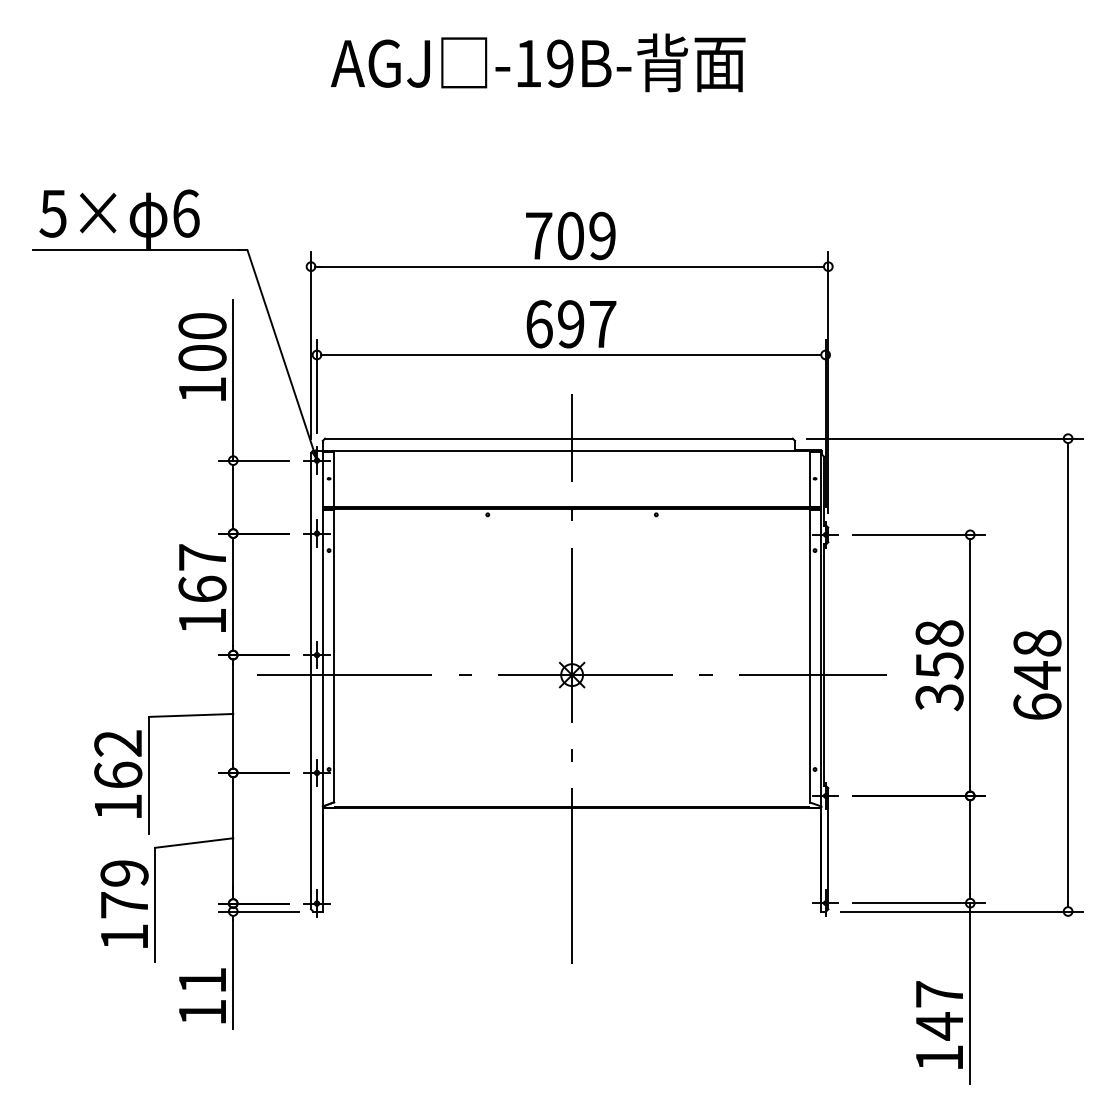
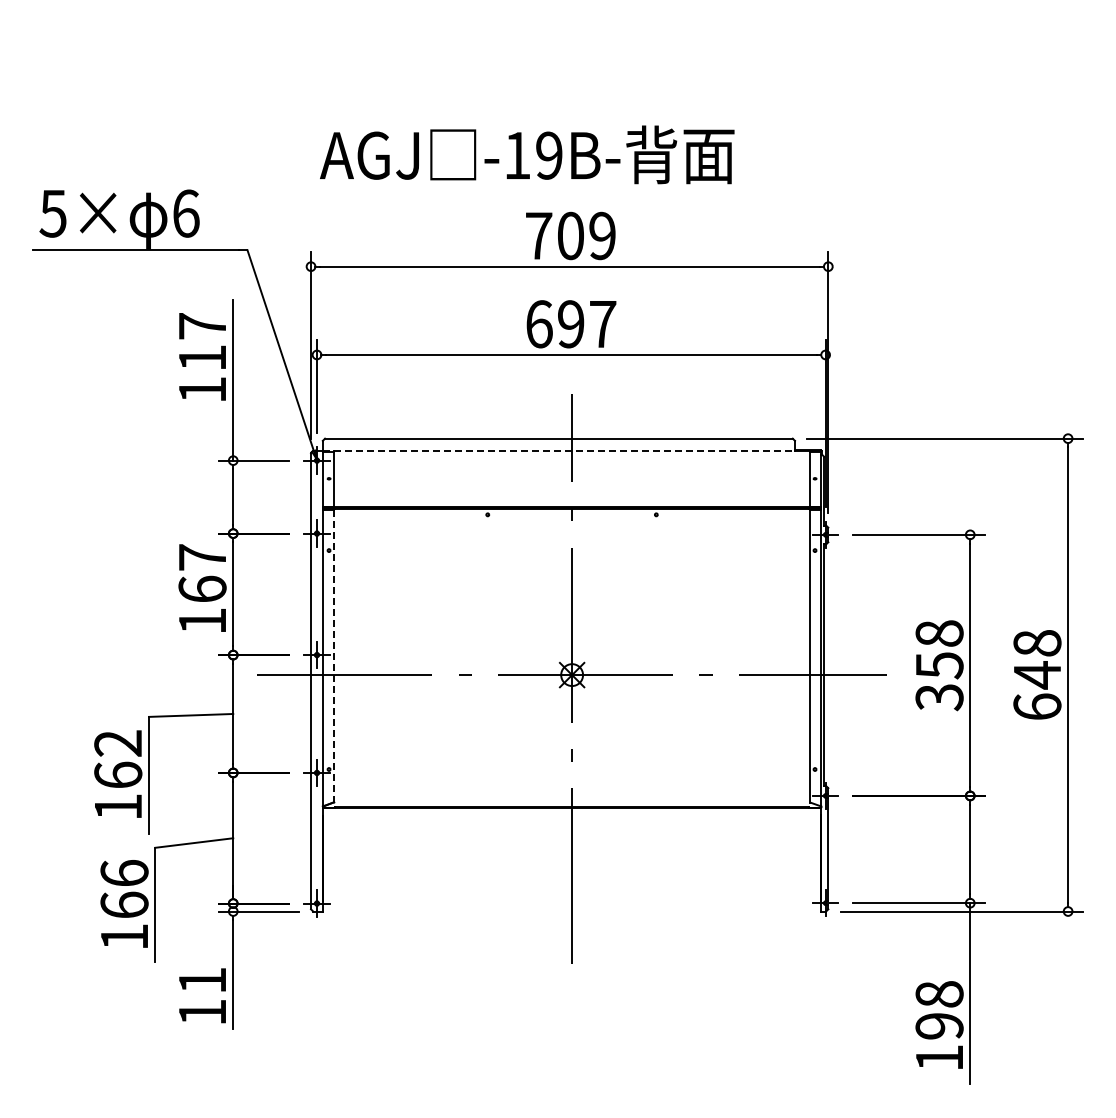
text position: (538, 62) -> (527, 154) (527, 154)
text: 100 -> 117 (202, 341)
line: solid -> dashed (559, 451)
line: solid -> dashed (333, 656)
text: 179 -> 166 (124, 889)
text: 147 -> 198 (939, 1010)
